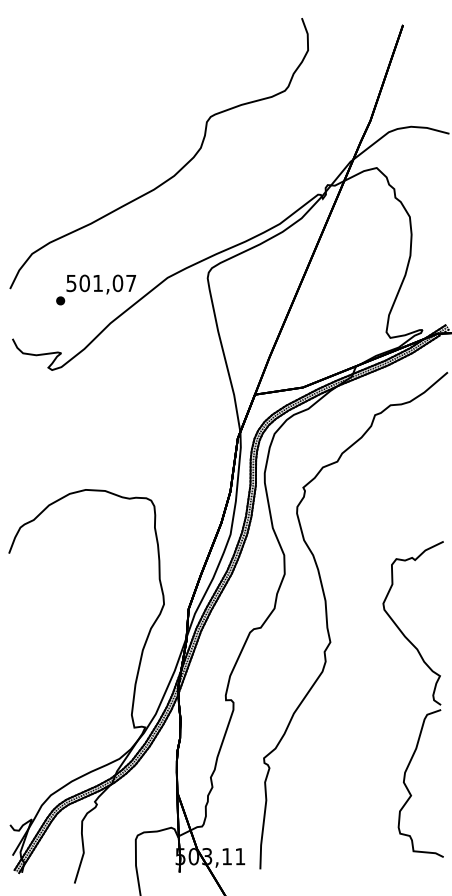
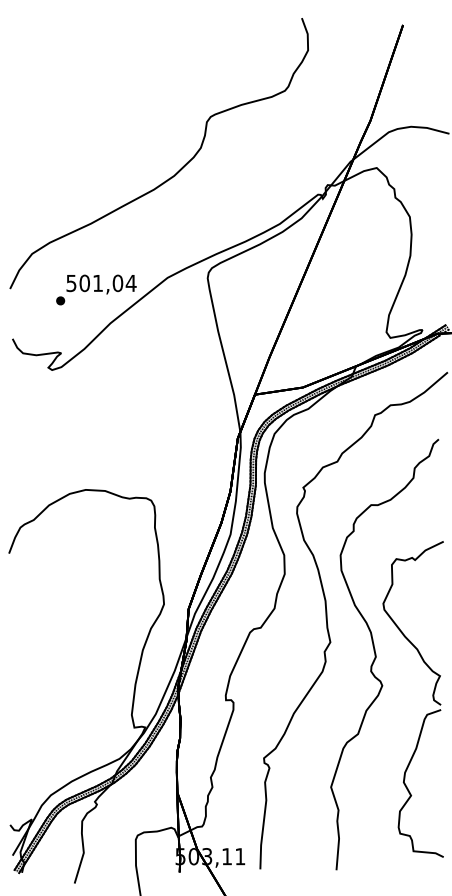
text: 501,07 -> 501,04 (130, 283)
curve: none -> present (376, 654)
